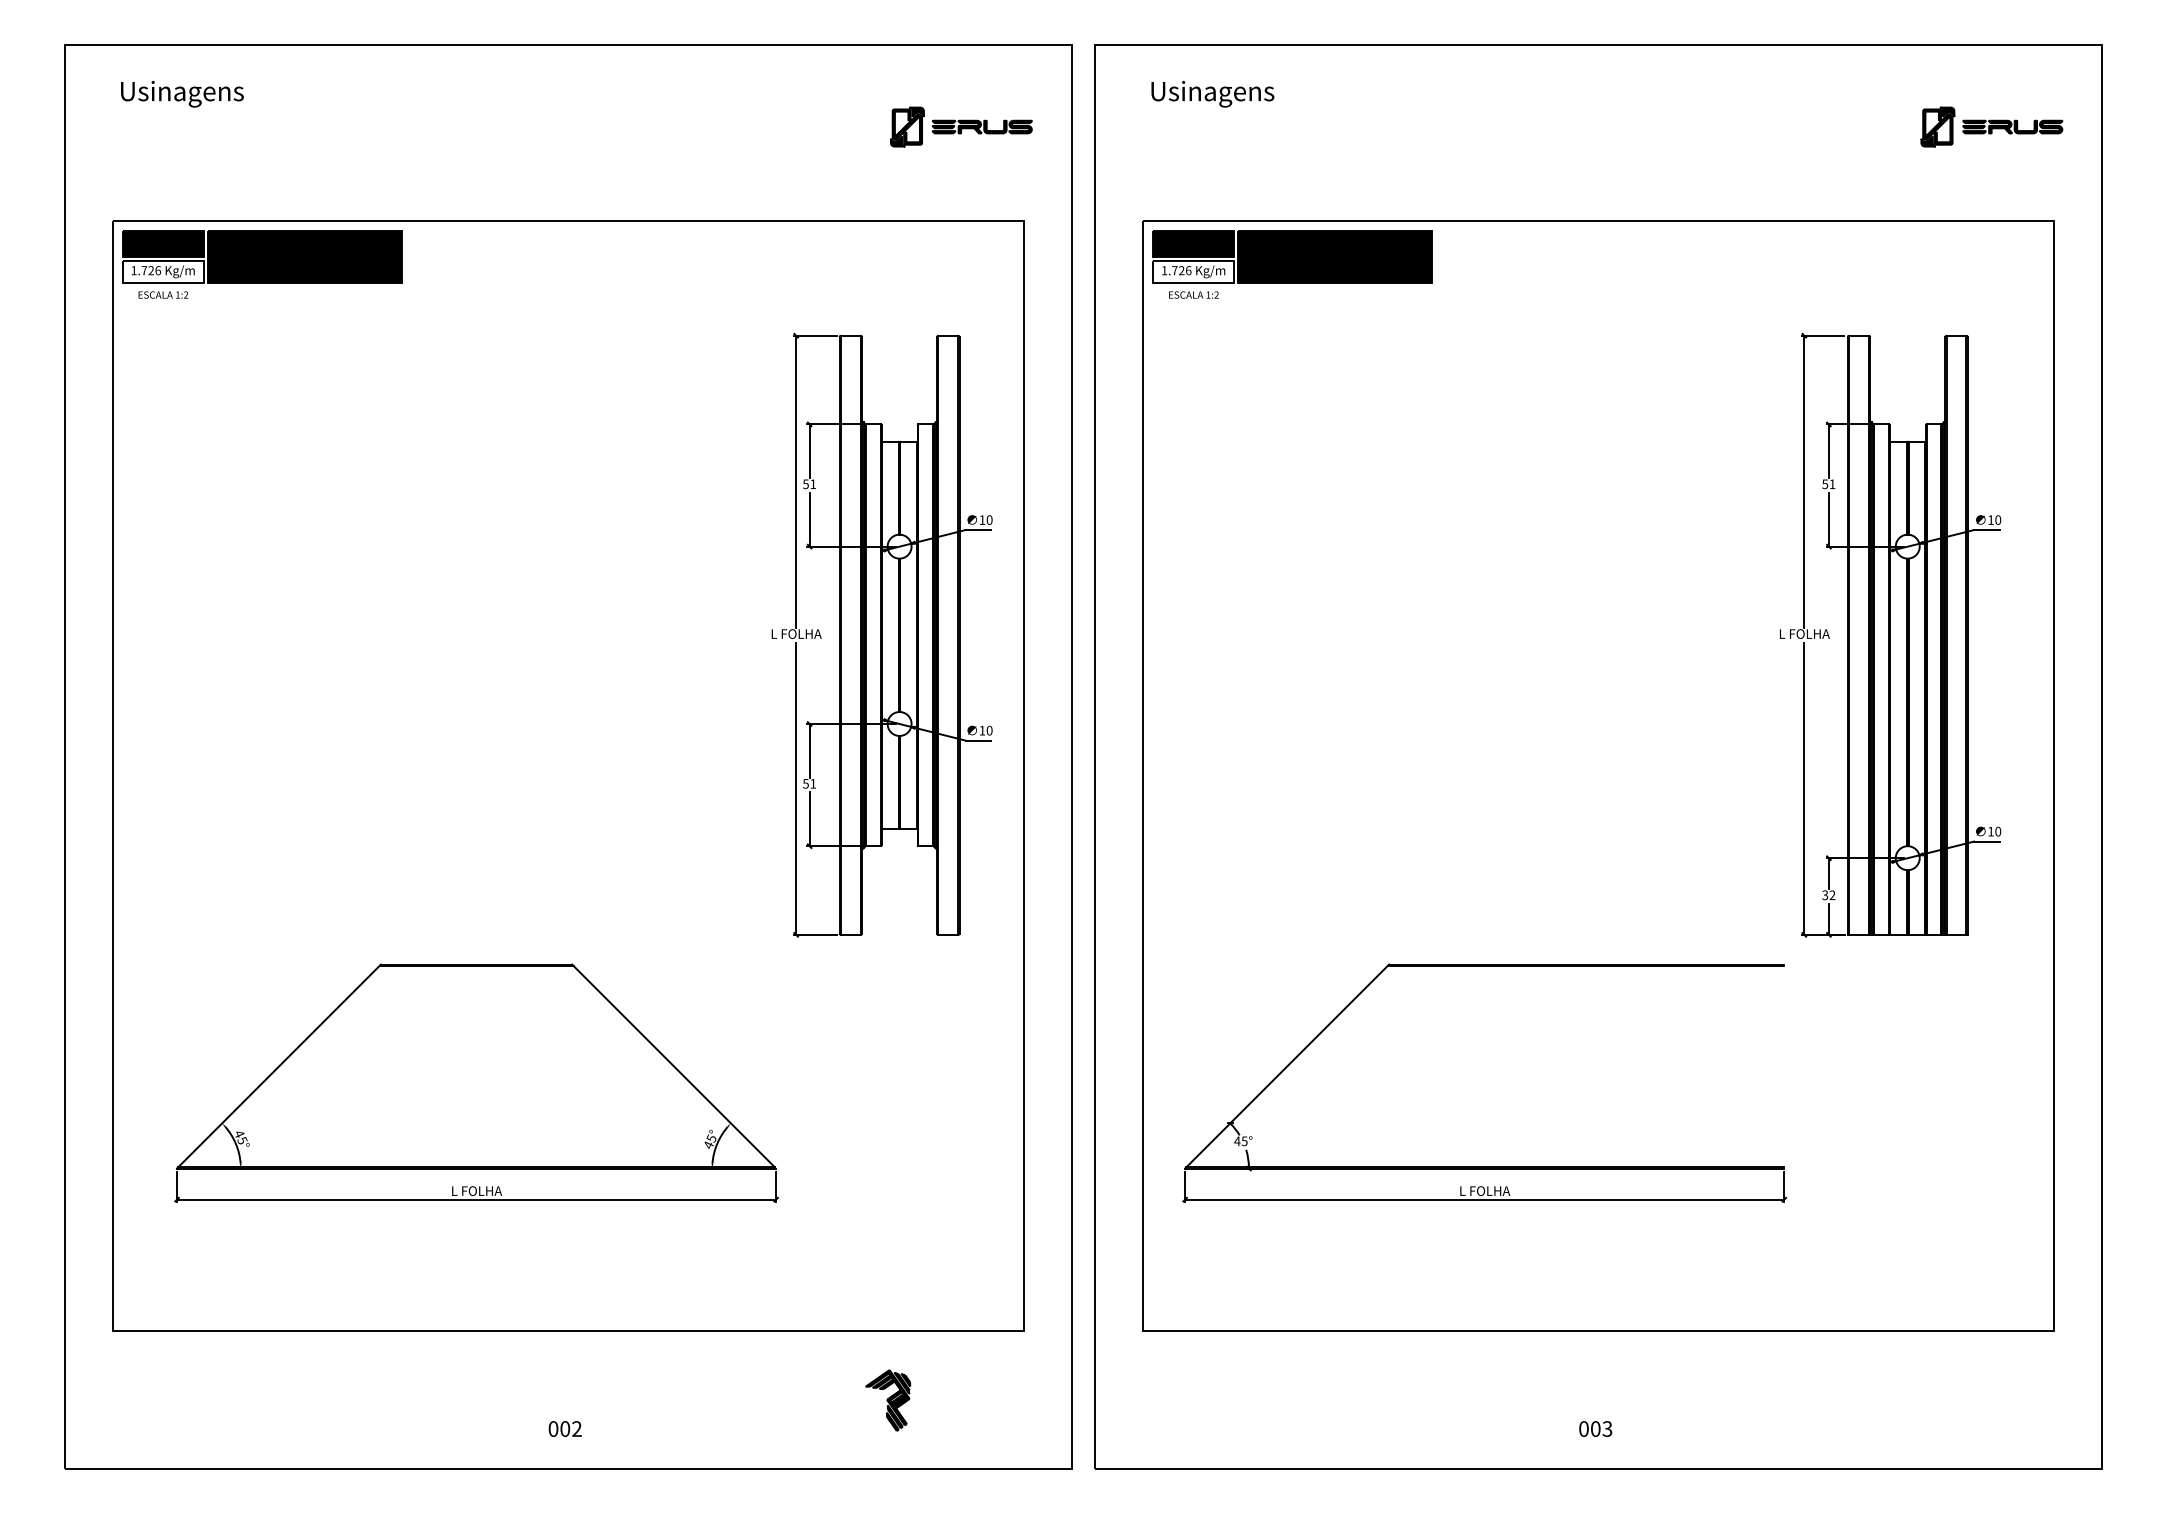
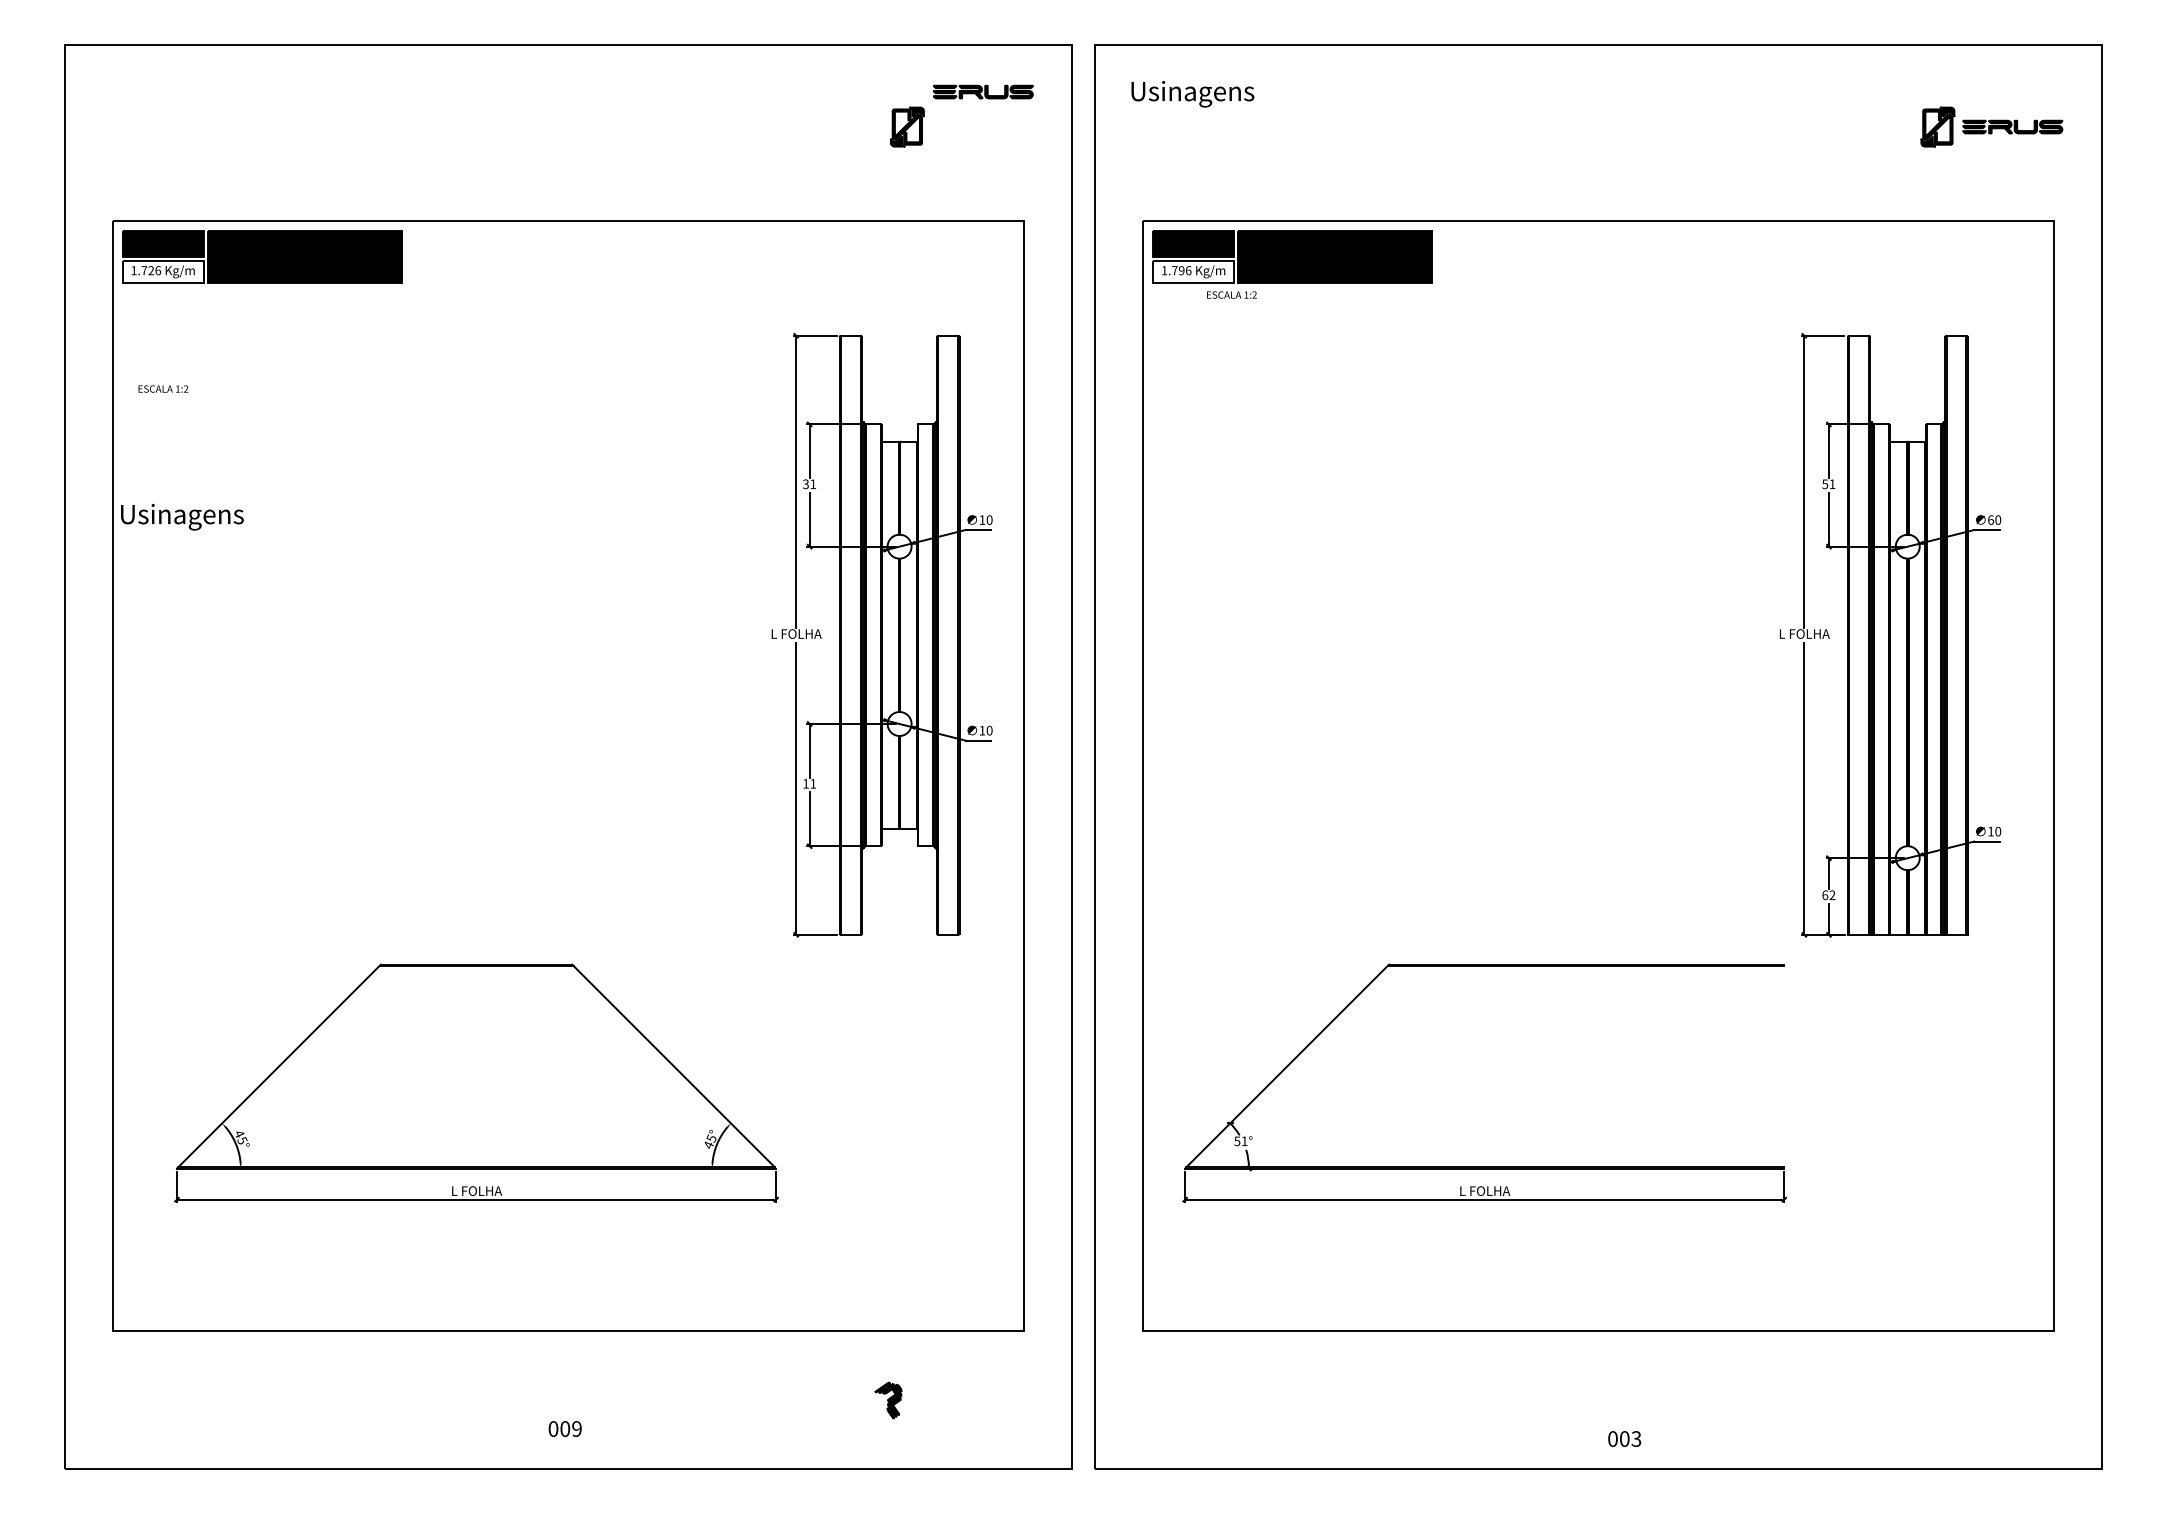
text position: (182, 94) -> (182, 517) (182, 517)
text position: (1212, 94) -> (1192, 94) (1192, 94)
part position: (981, 126) -> (982, 91) (982, 91)
text: 1.726 -> 1.796 (1181, 270)
text position: (163, 294) -> (163, 388) (163, 388)
text position: (1193, 294) -> (1231, 294) (1231, 294)
text: 51 -> 31 (805, 483)
text: 10 -> 60 (1990, 519)
text: 51 -> 11 (805, 783)
text: 32 -> 62 (1825, 895)
text: 45° -> 51° (1240, 1141)
part size: 47x63 px -> 29x39 px (888, 1400)
text: 002 -> 009 (576, 1428)
text position: (1595, 1428) -> (1624, 1438) (1624, 1438)
